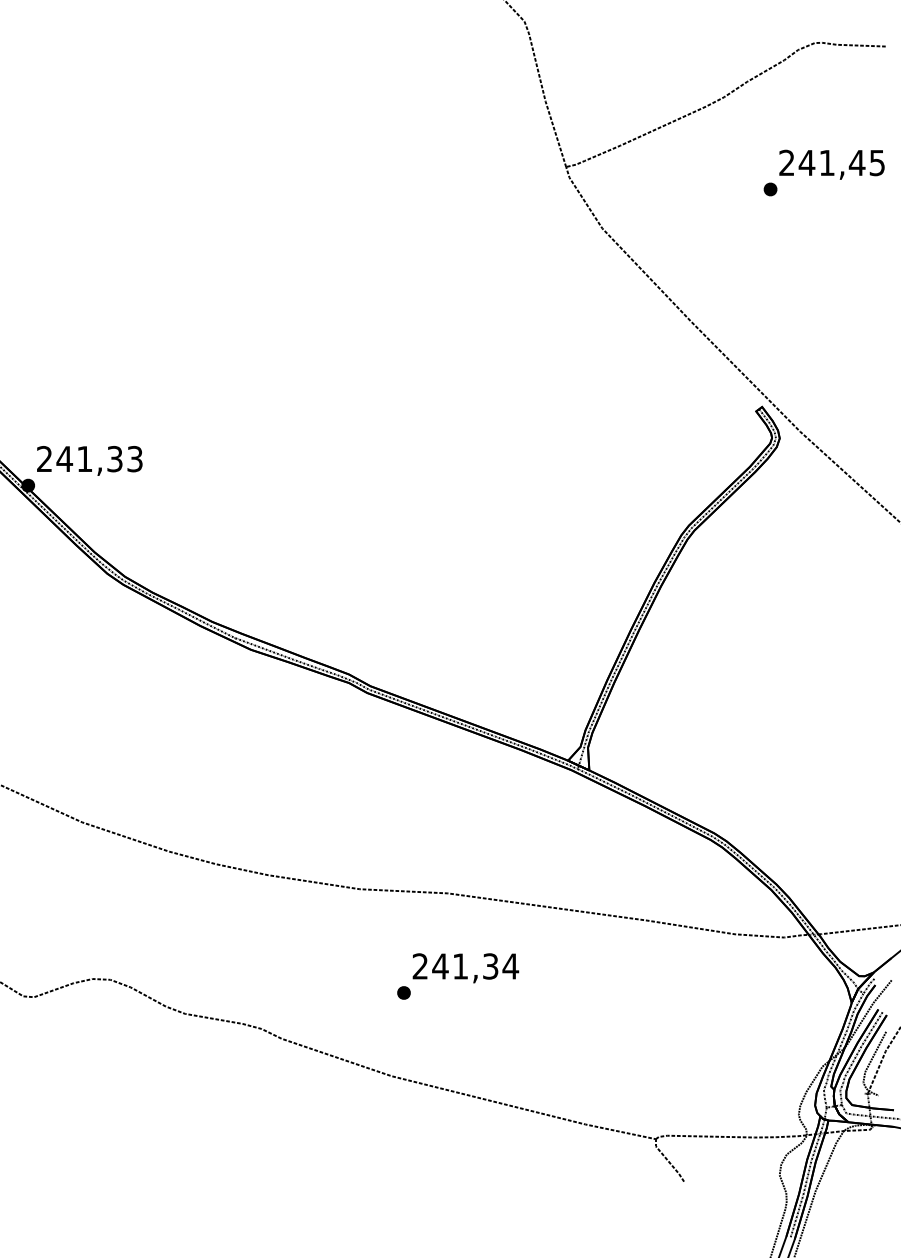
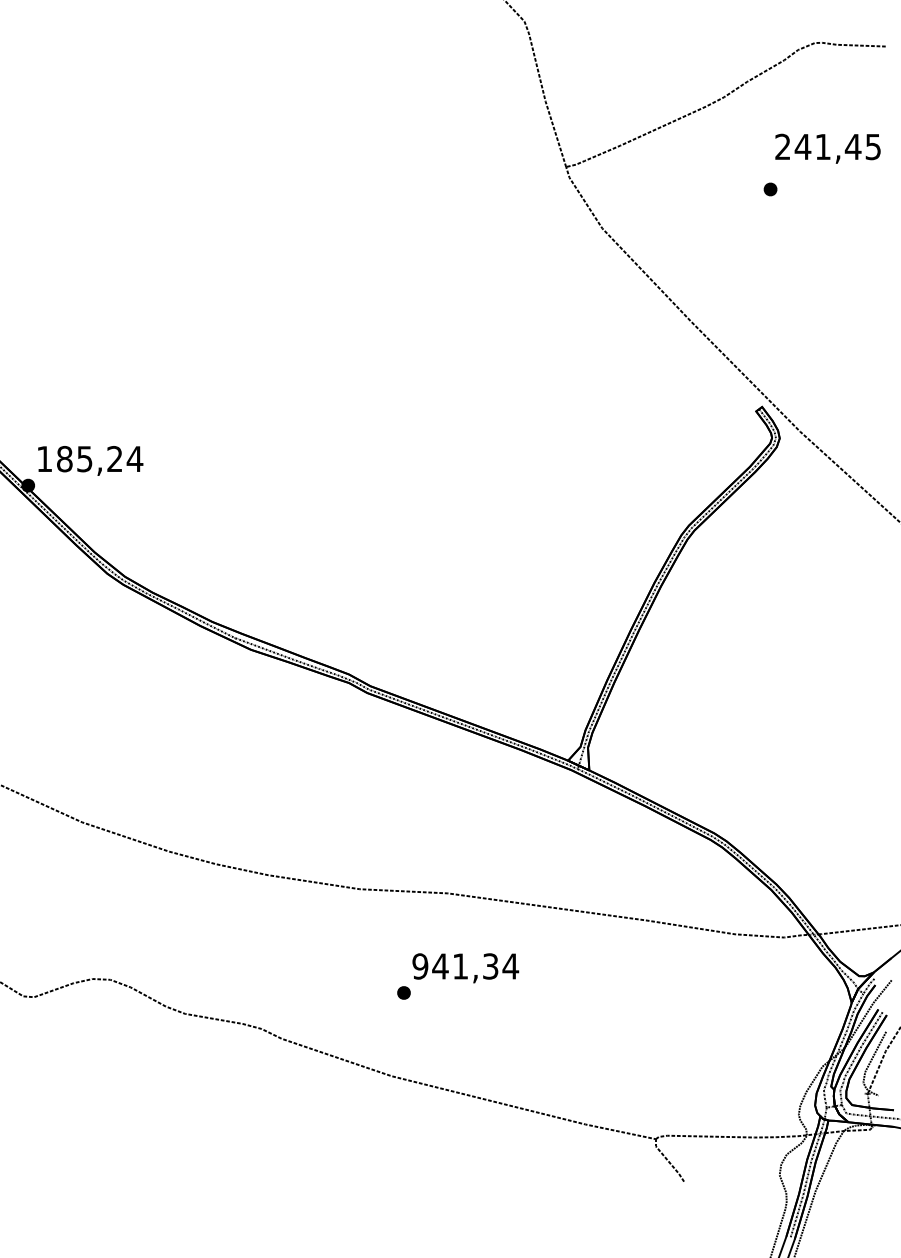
text position: (831, 164) -> (827, 148) (827, 148)
text: 241,33 -> 185,24 (90, 458)
text: 241,34 -> 941,34 (420, 966)
